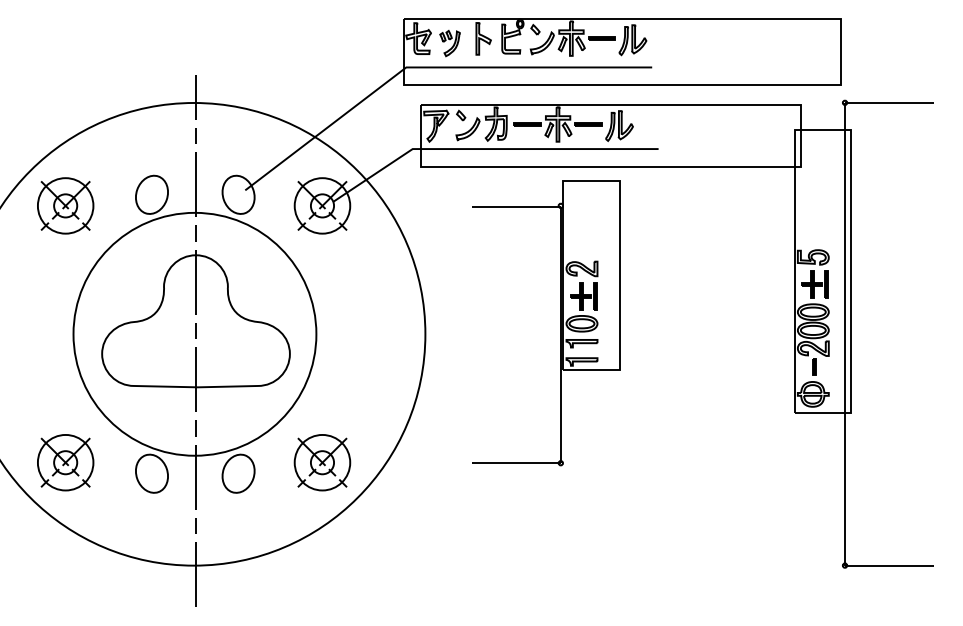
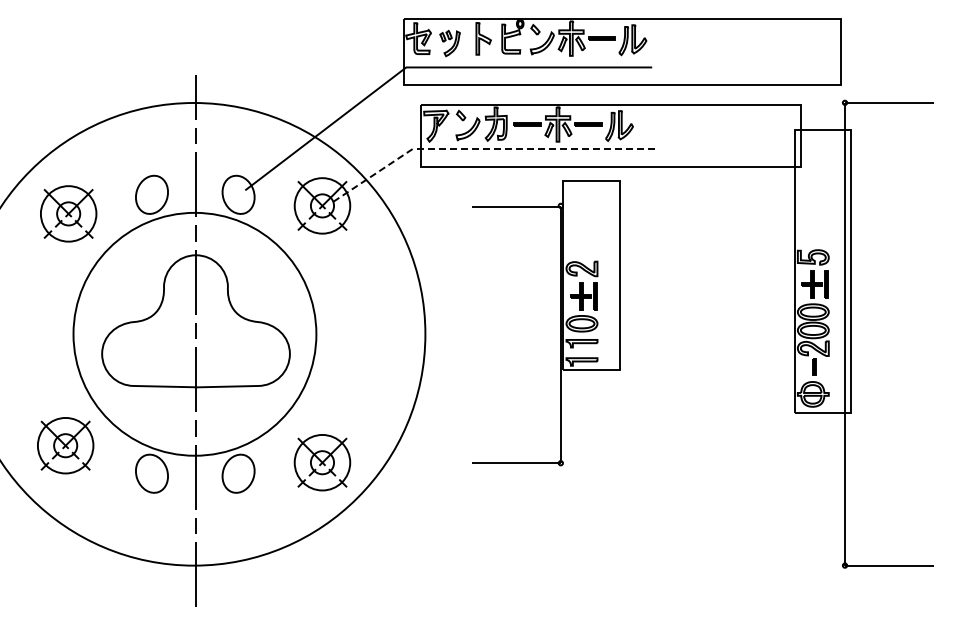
line: solid -> dashed (487, 149)
part position: (65, 205) -> (68, 213) (68, 213)
part position: (65, 462) -> (65, 445) (65, 445)
